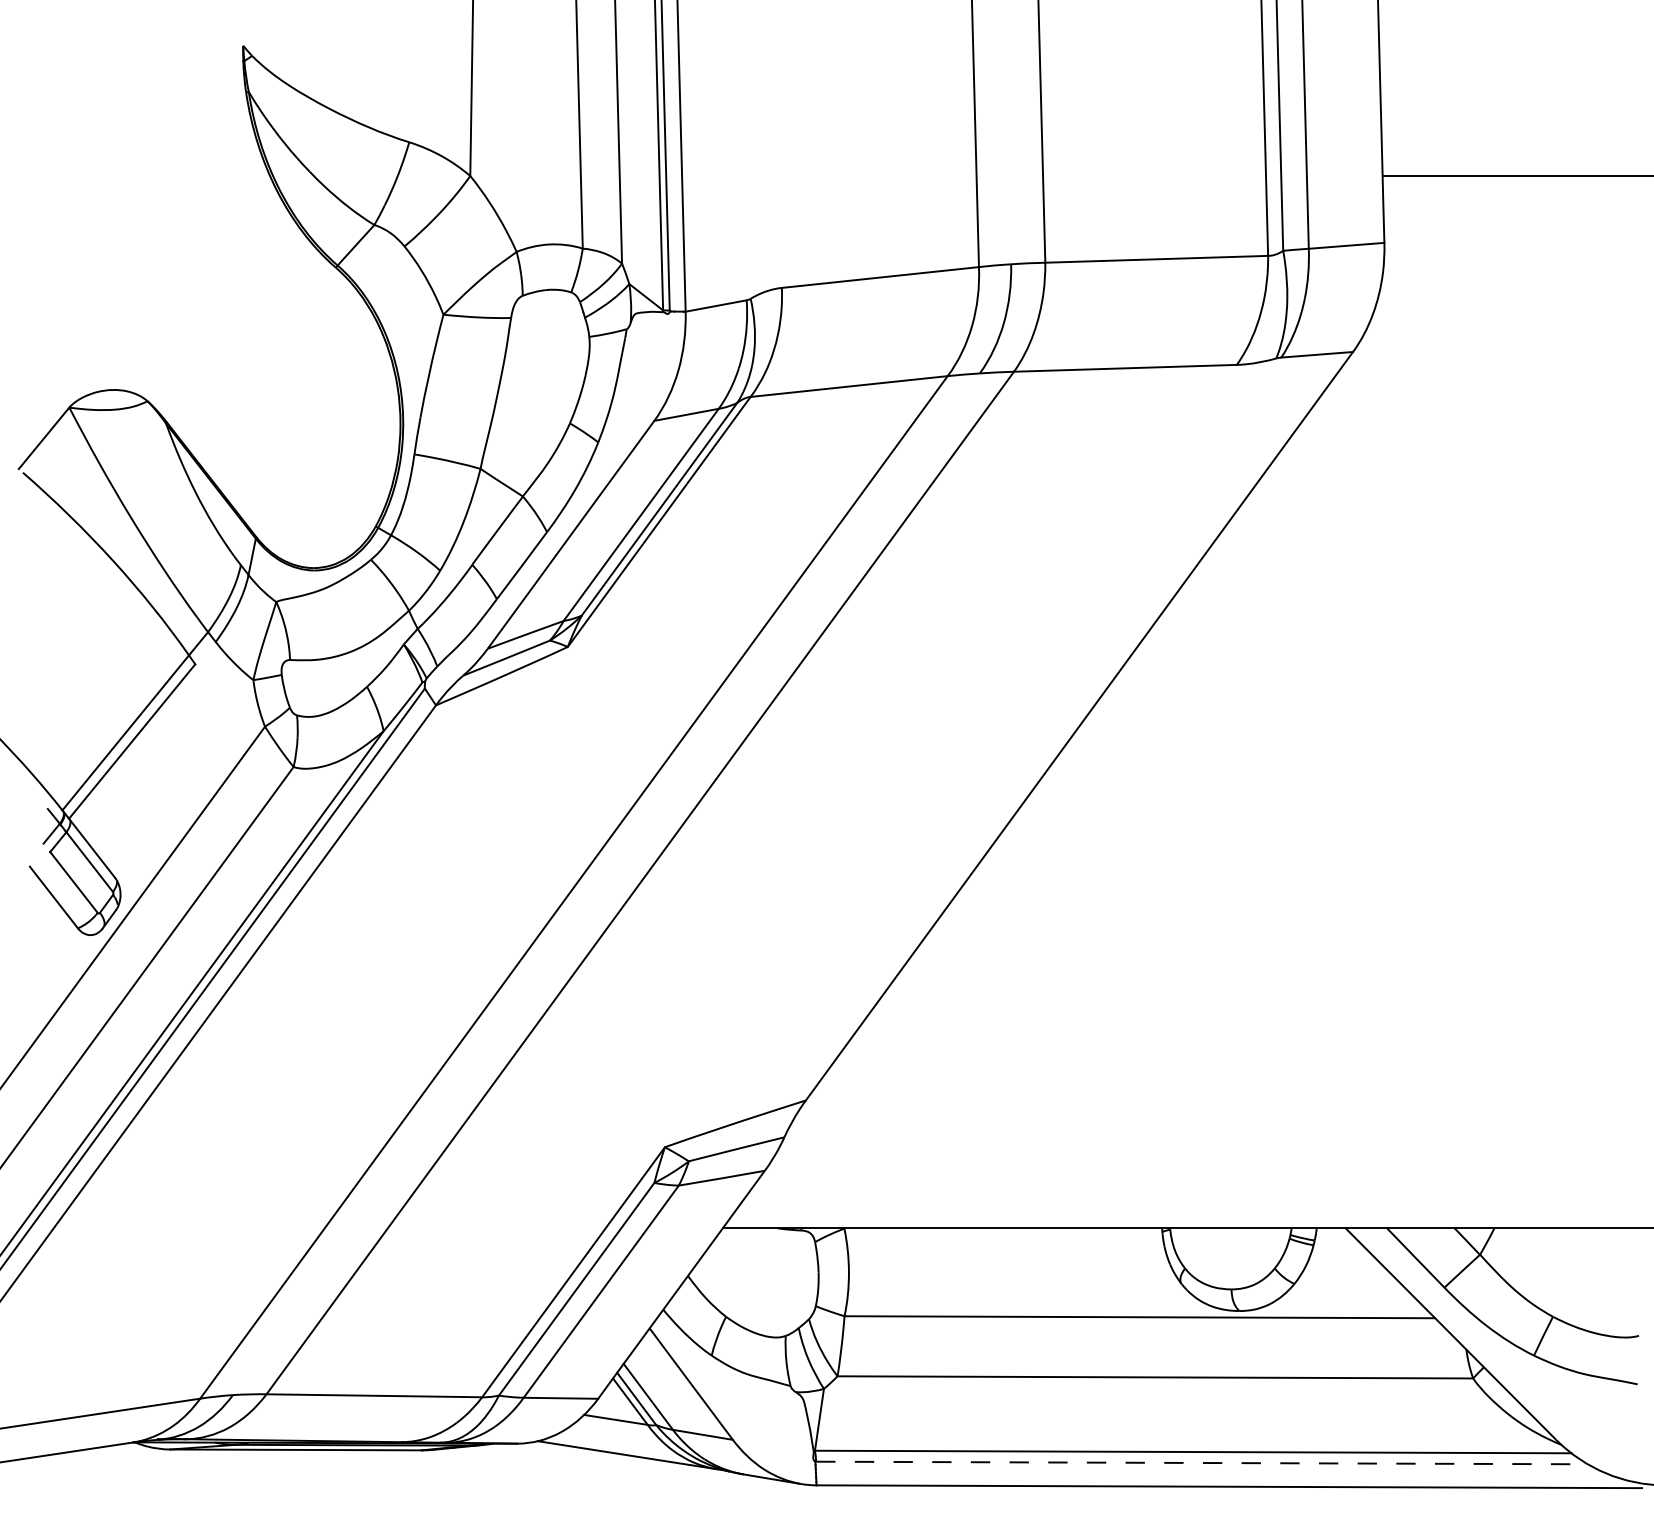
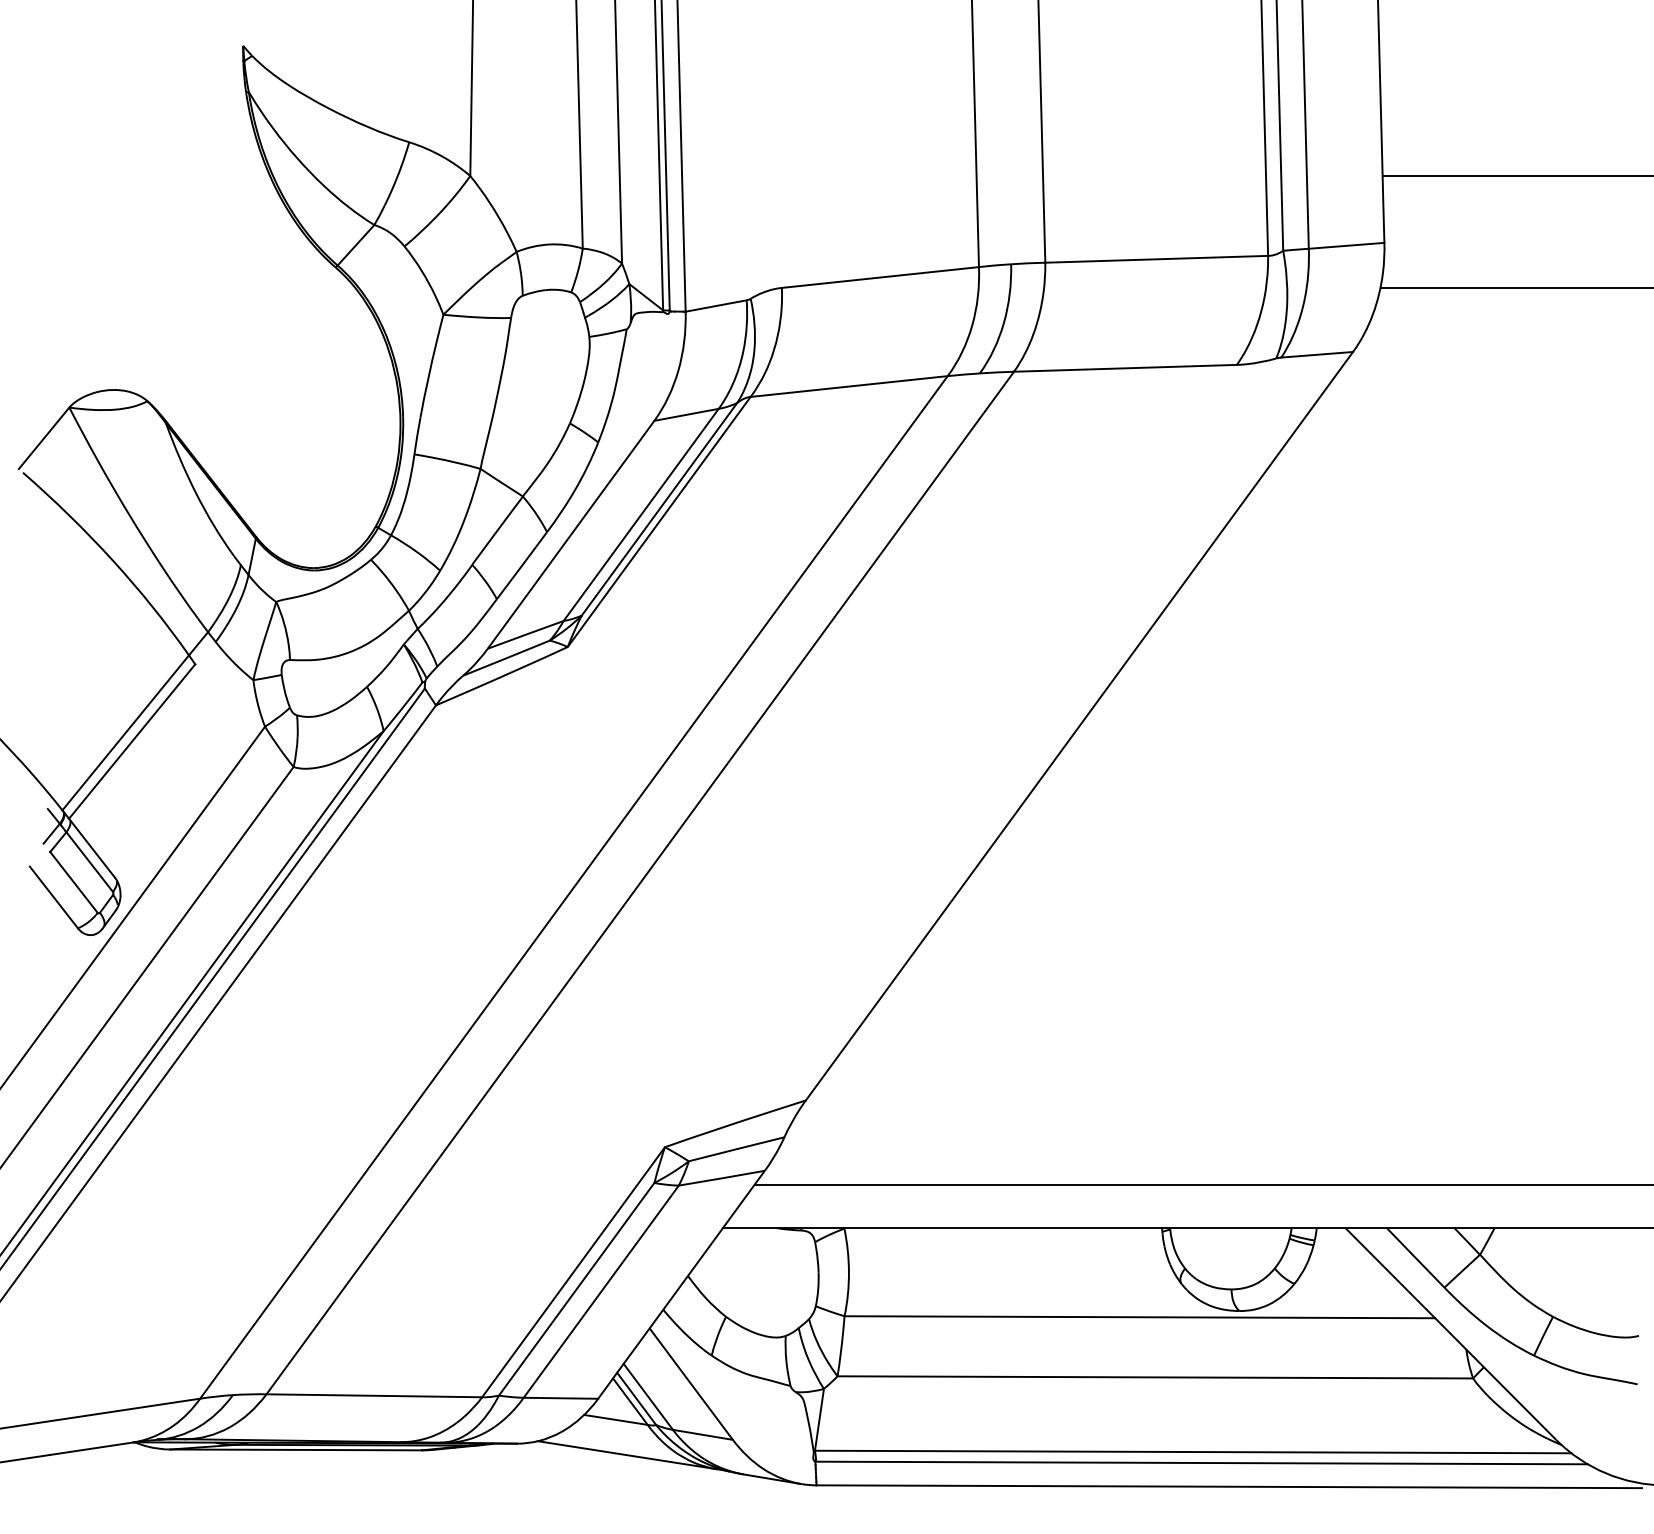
line: none -> present (1515, 287)
line: none -> present (1202, 1184)
line: dashed -> solid (1202, 1462)
